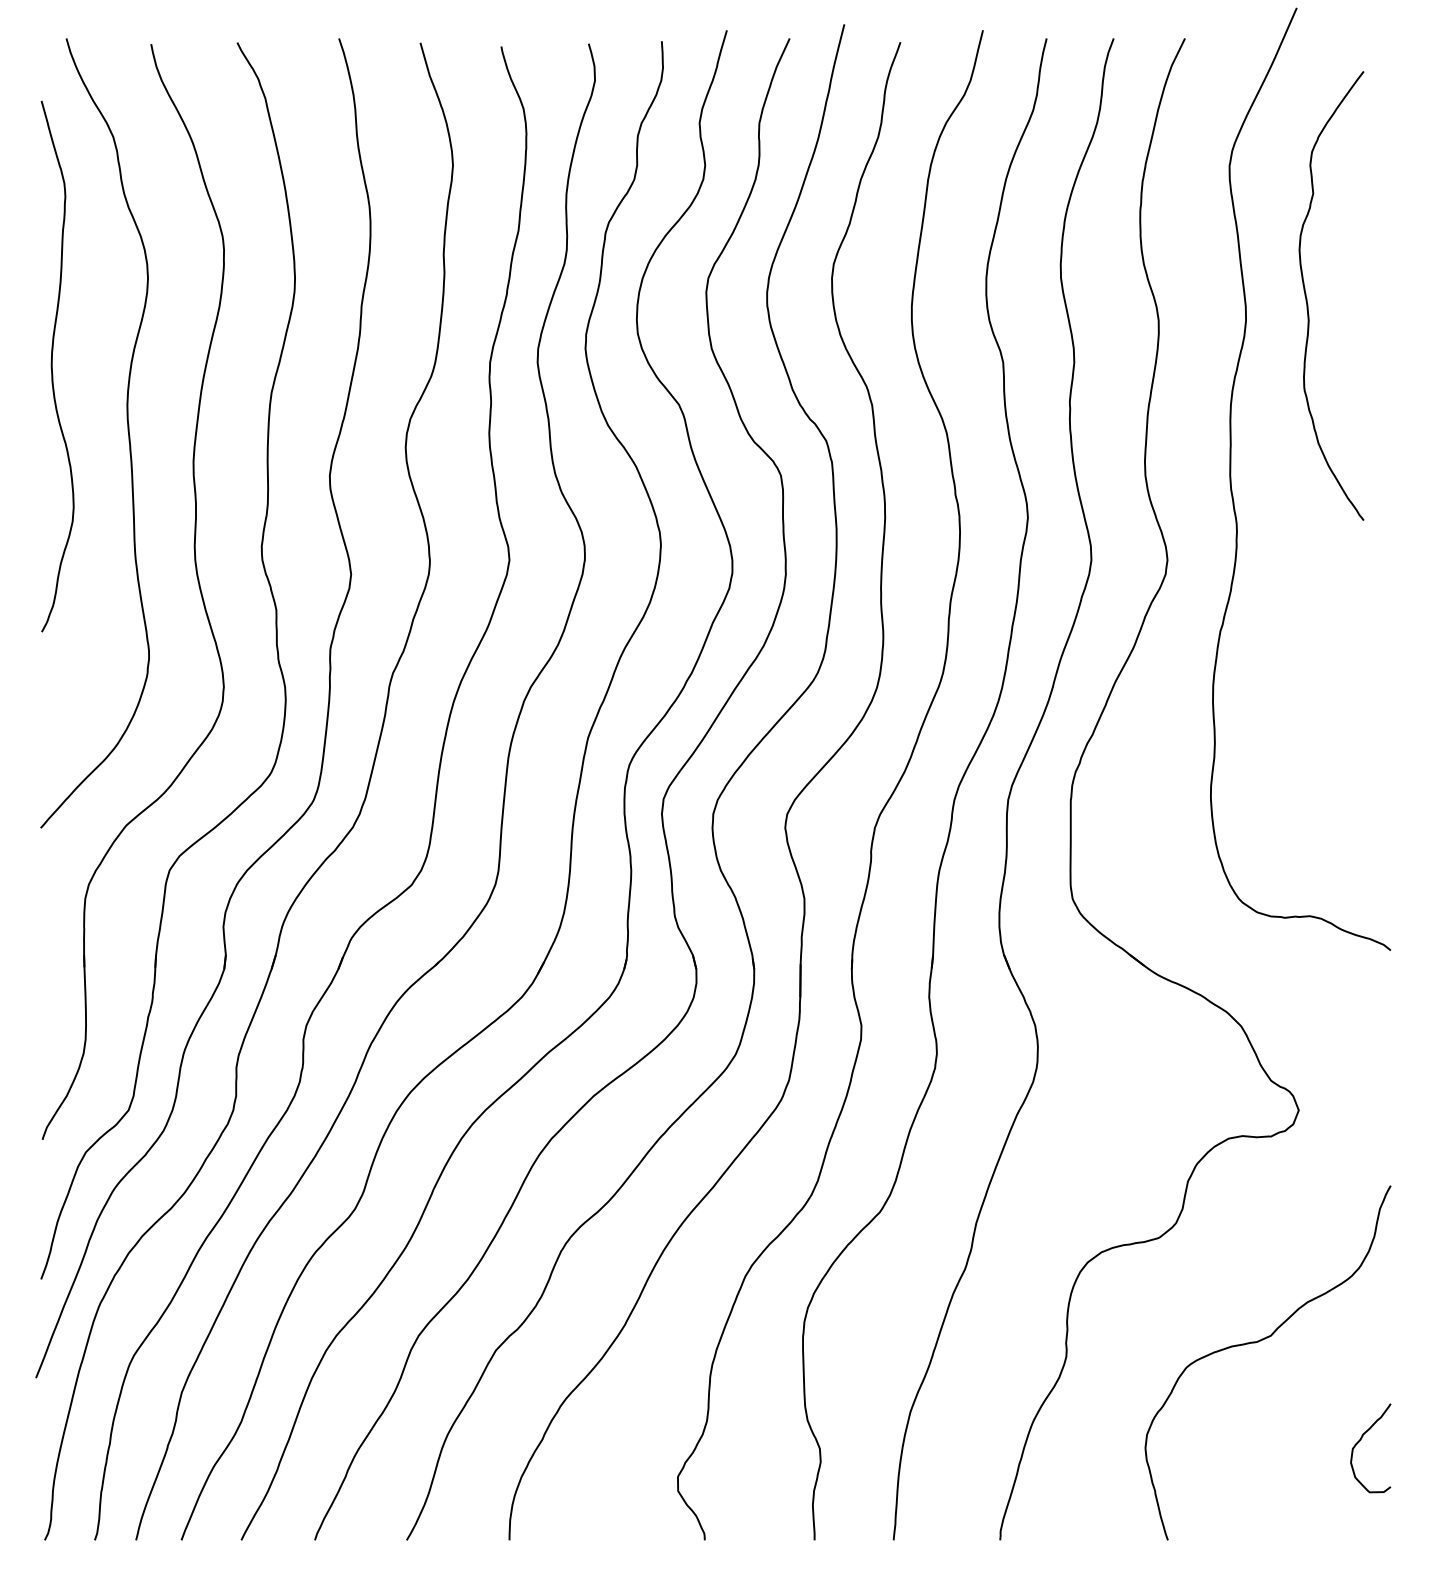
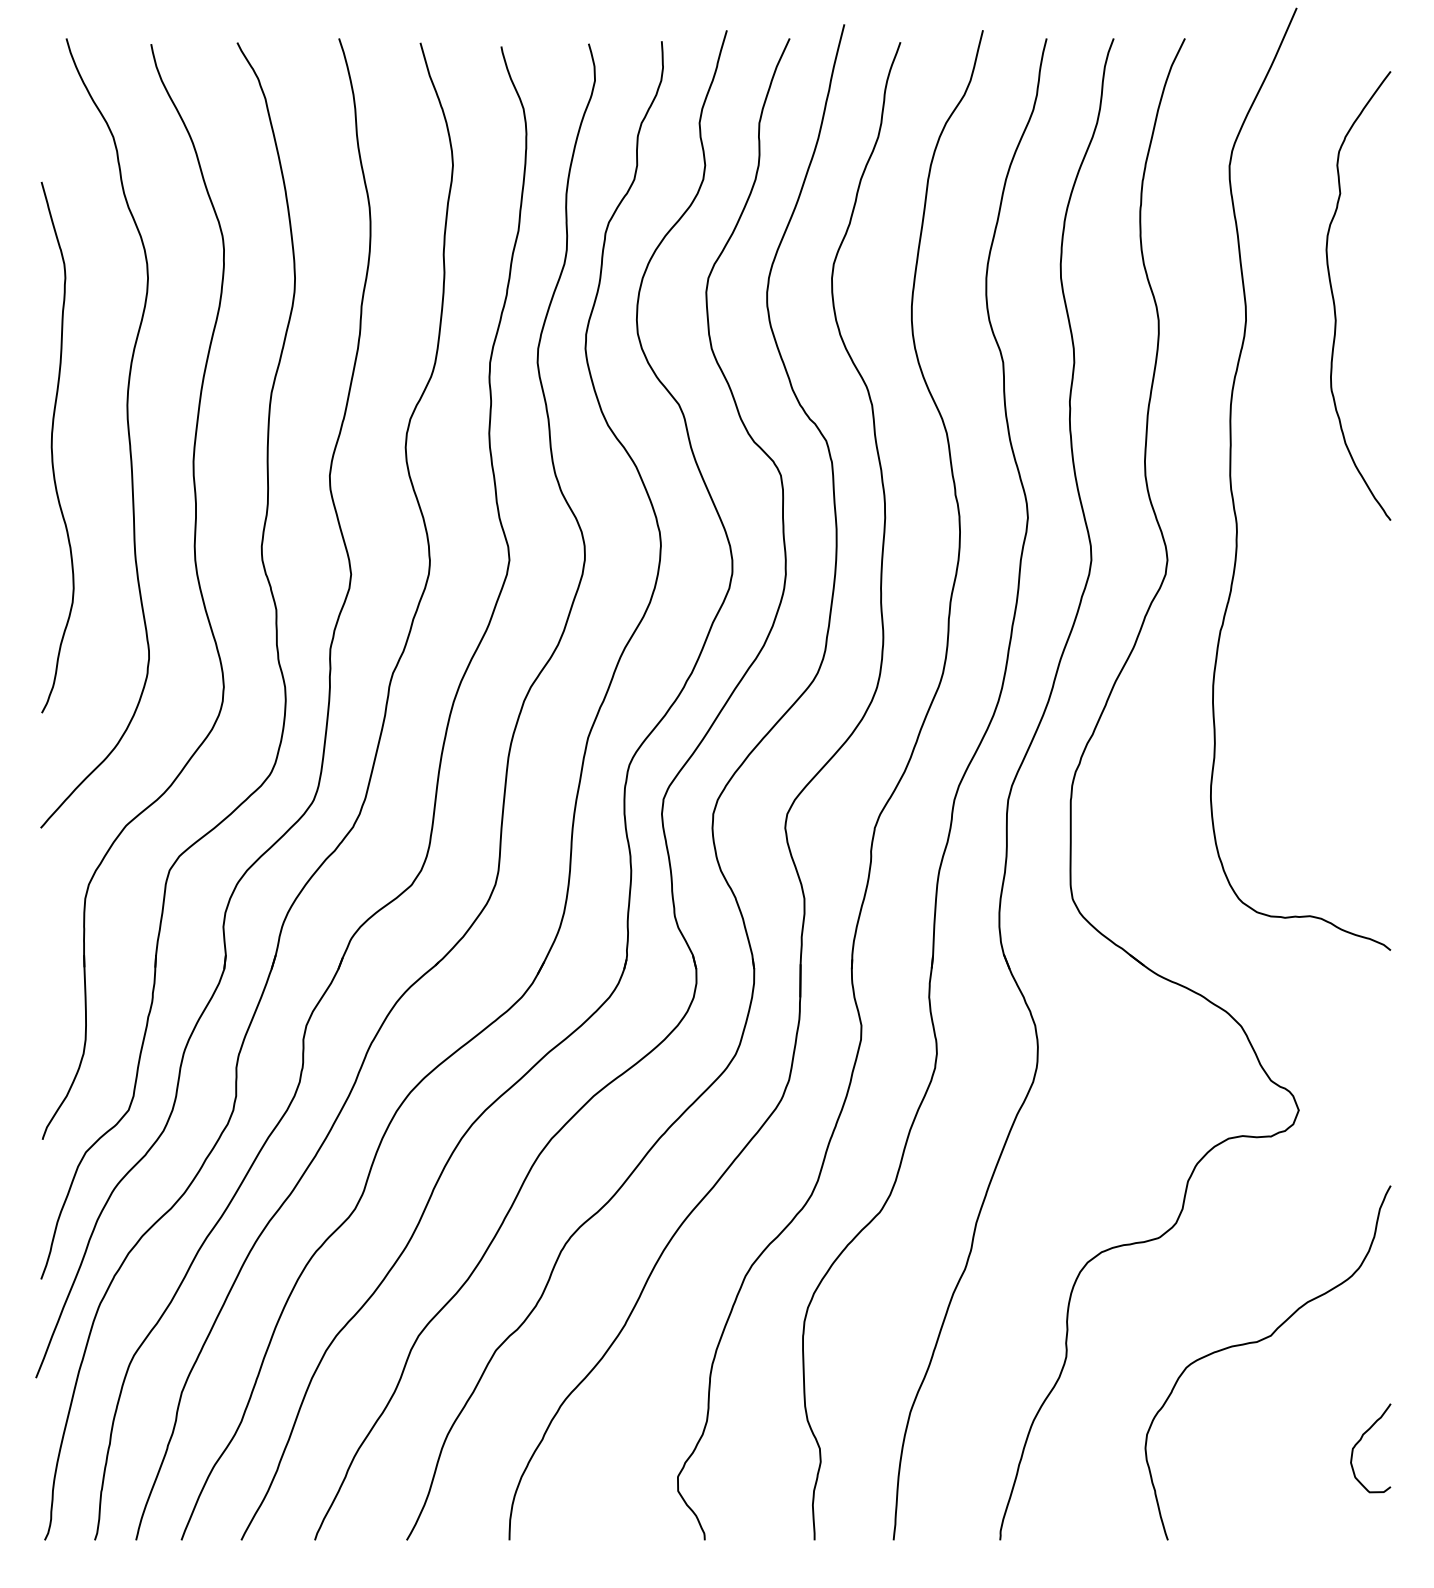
curve position: (1307, 298) -> (1334, 298) (1334, 298)
curve position: (52, 366) -> (52, 447) (52, 447)
